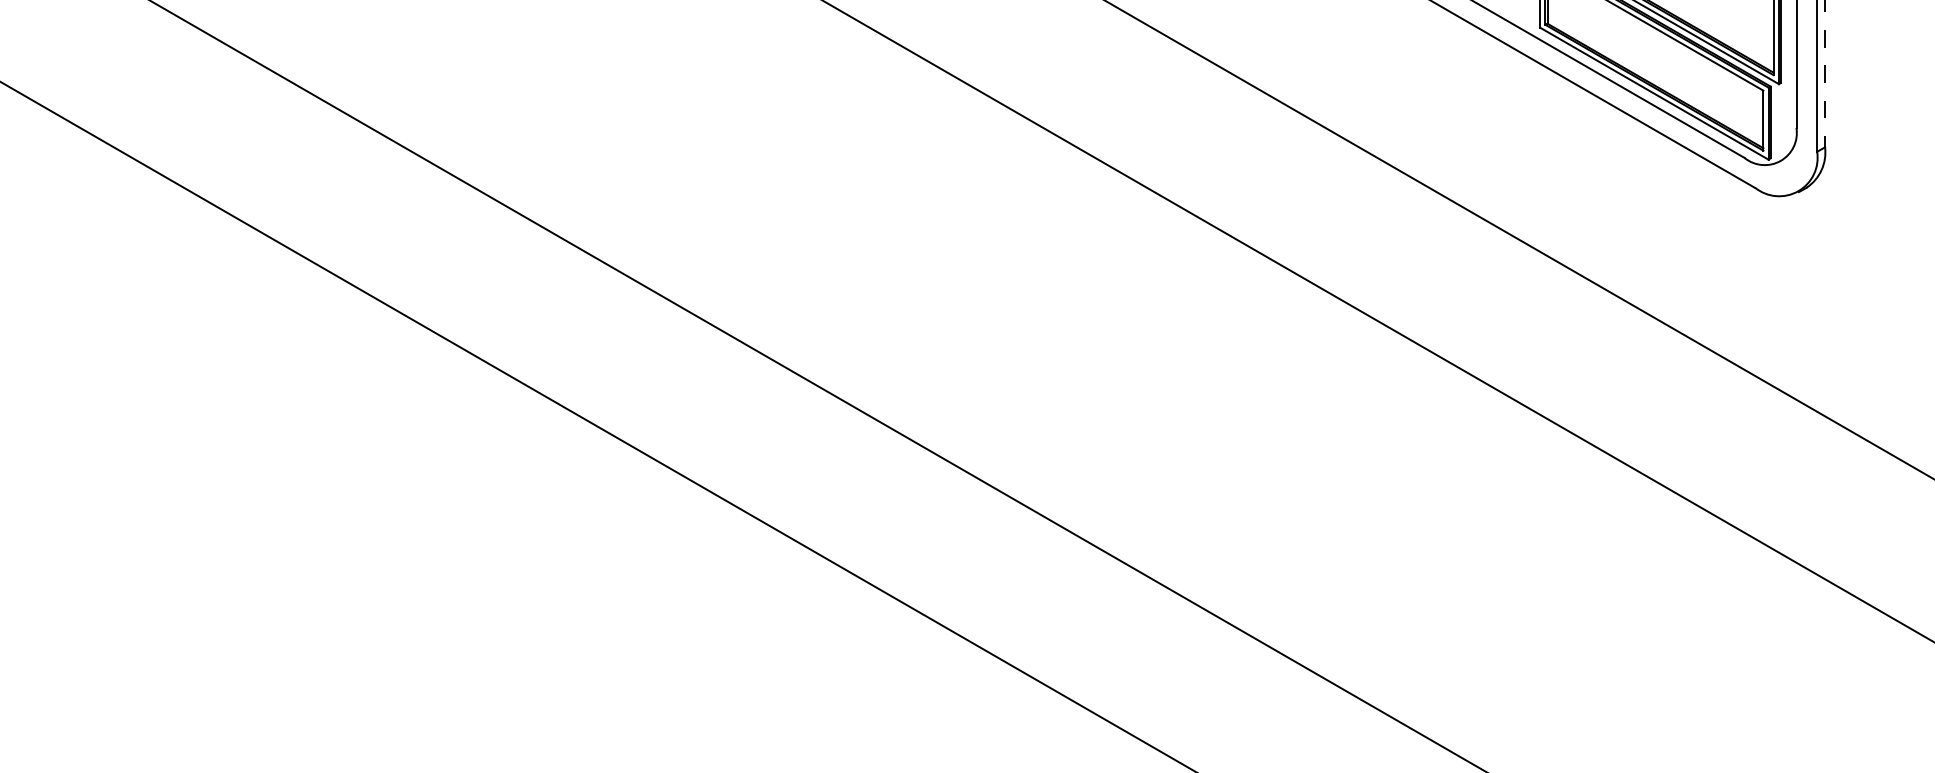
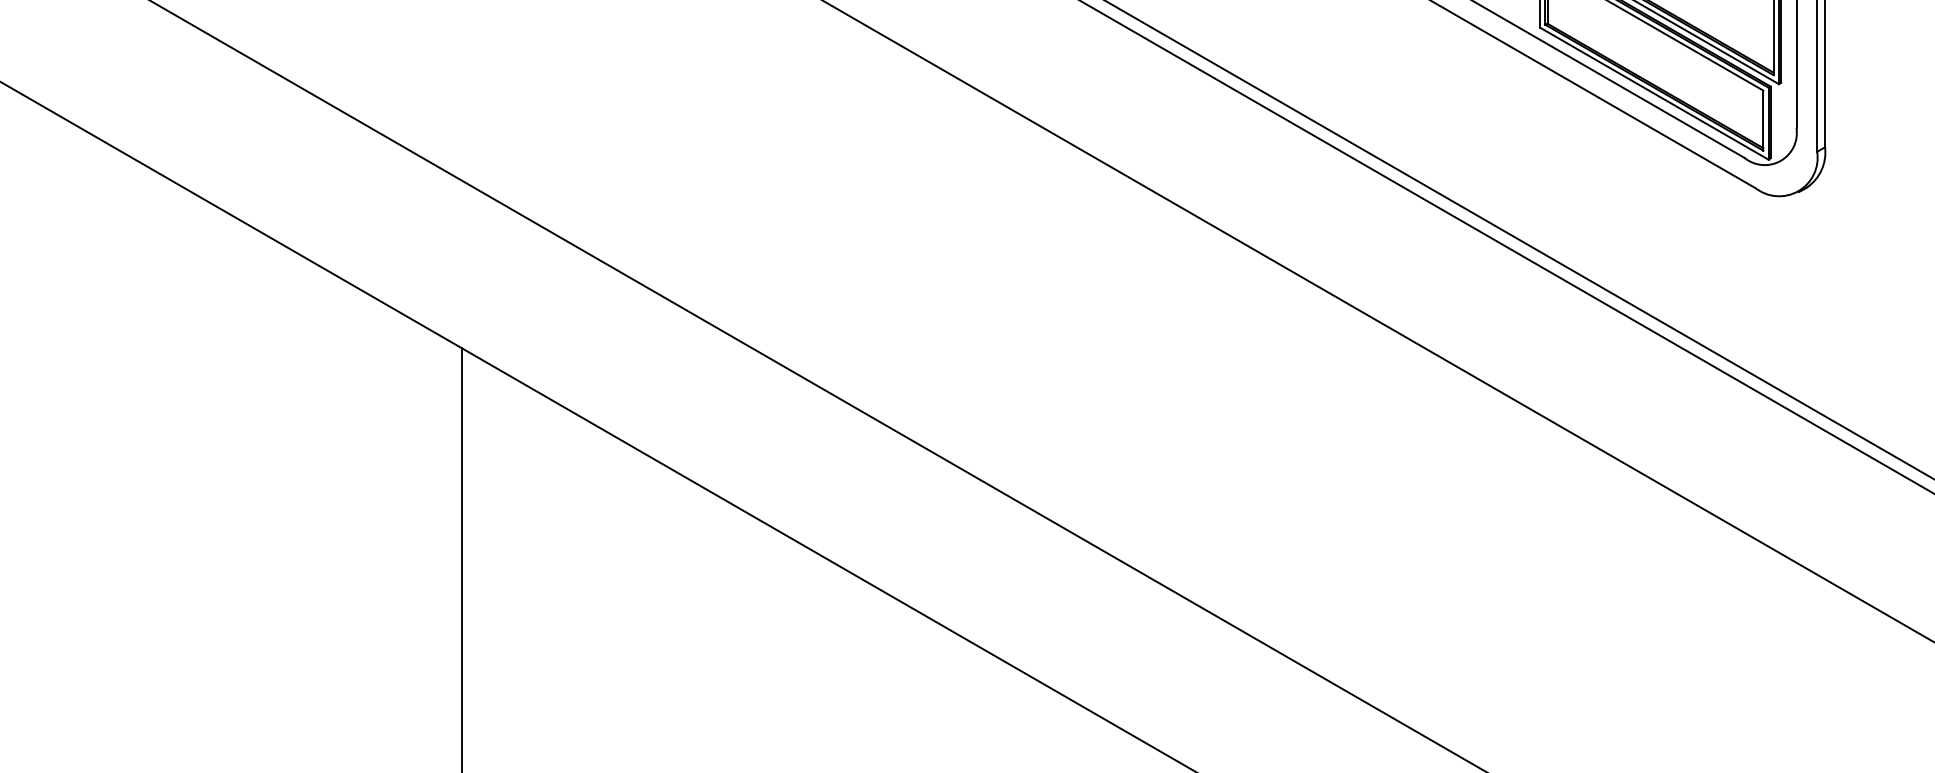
line: dashed -> solid (1825, 74)
line: none -> present (1507, 247)
line: none -> present (462, 558)
